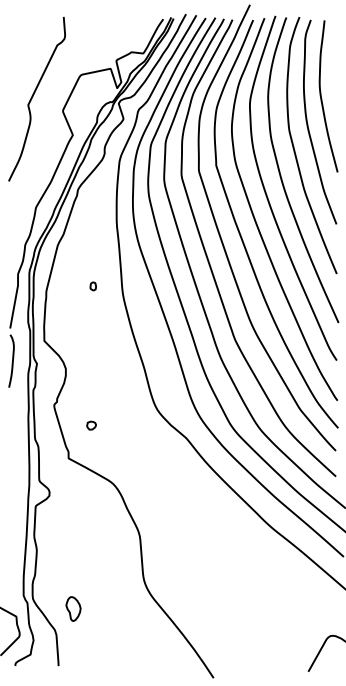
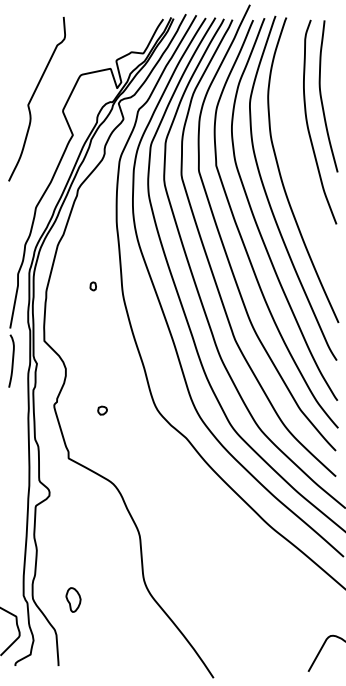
curve: present -> none (295, 150)
part position: (91, 425) -> (102, 410) (102, 410)
part position: (73, 608) -> (73, 599) (73, 599)
